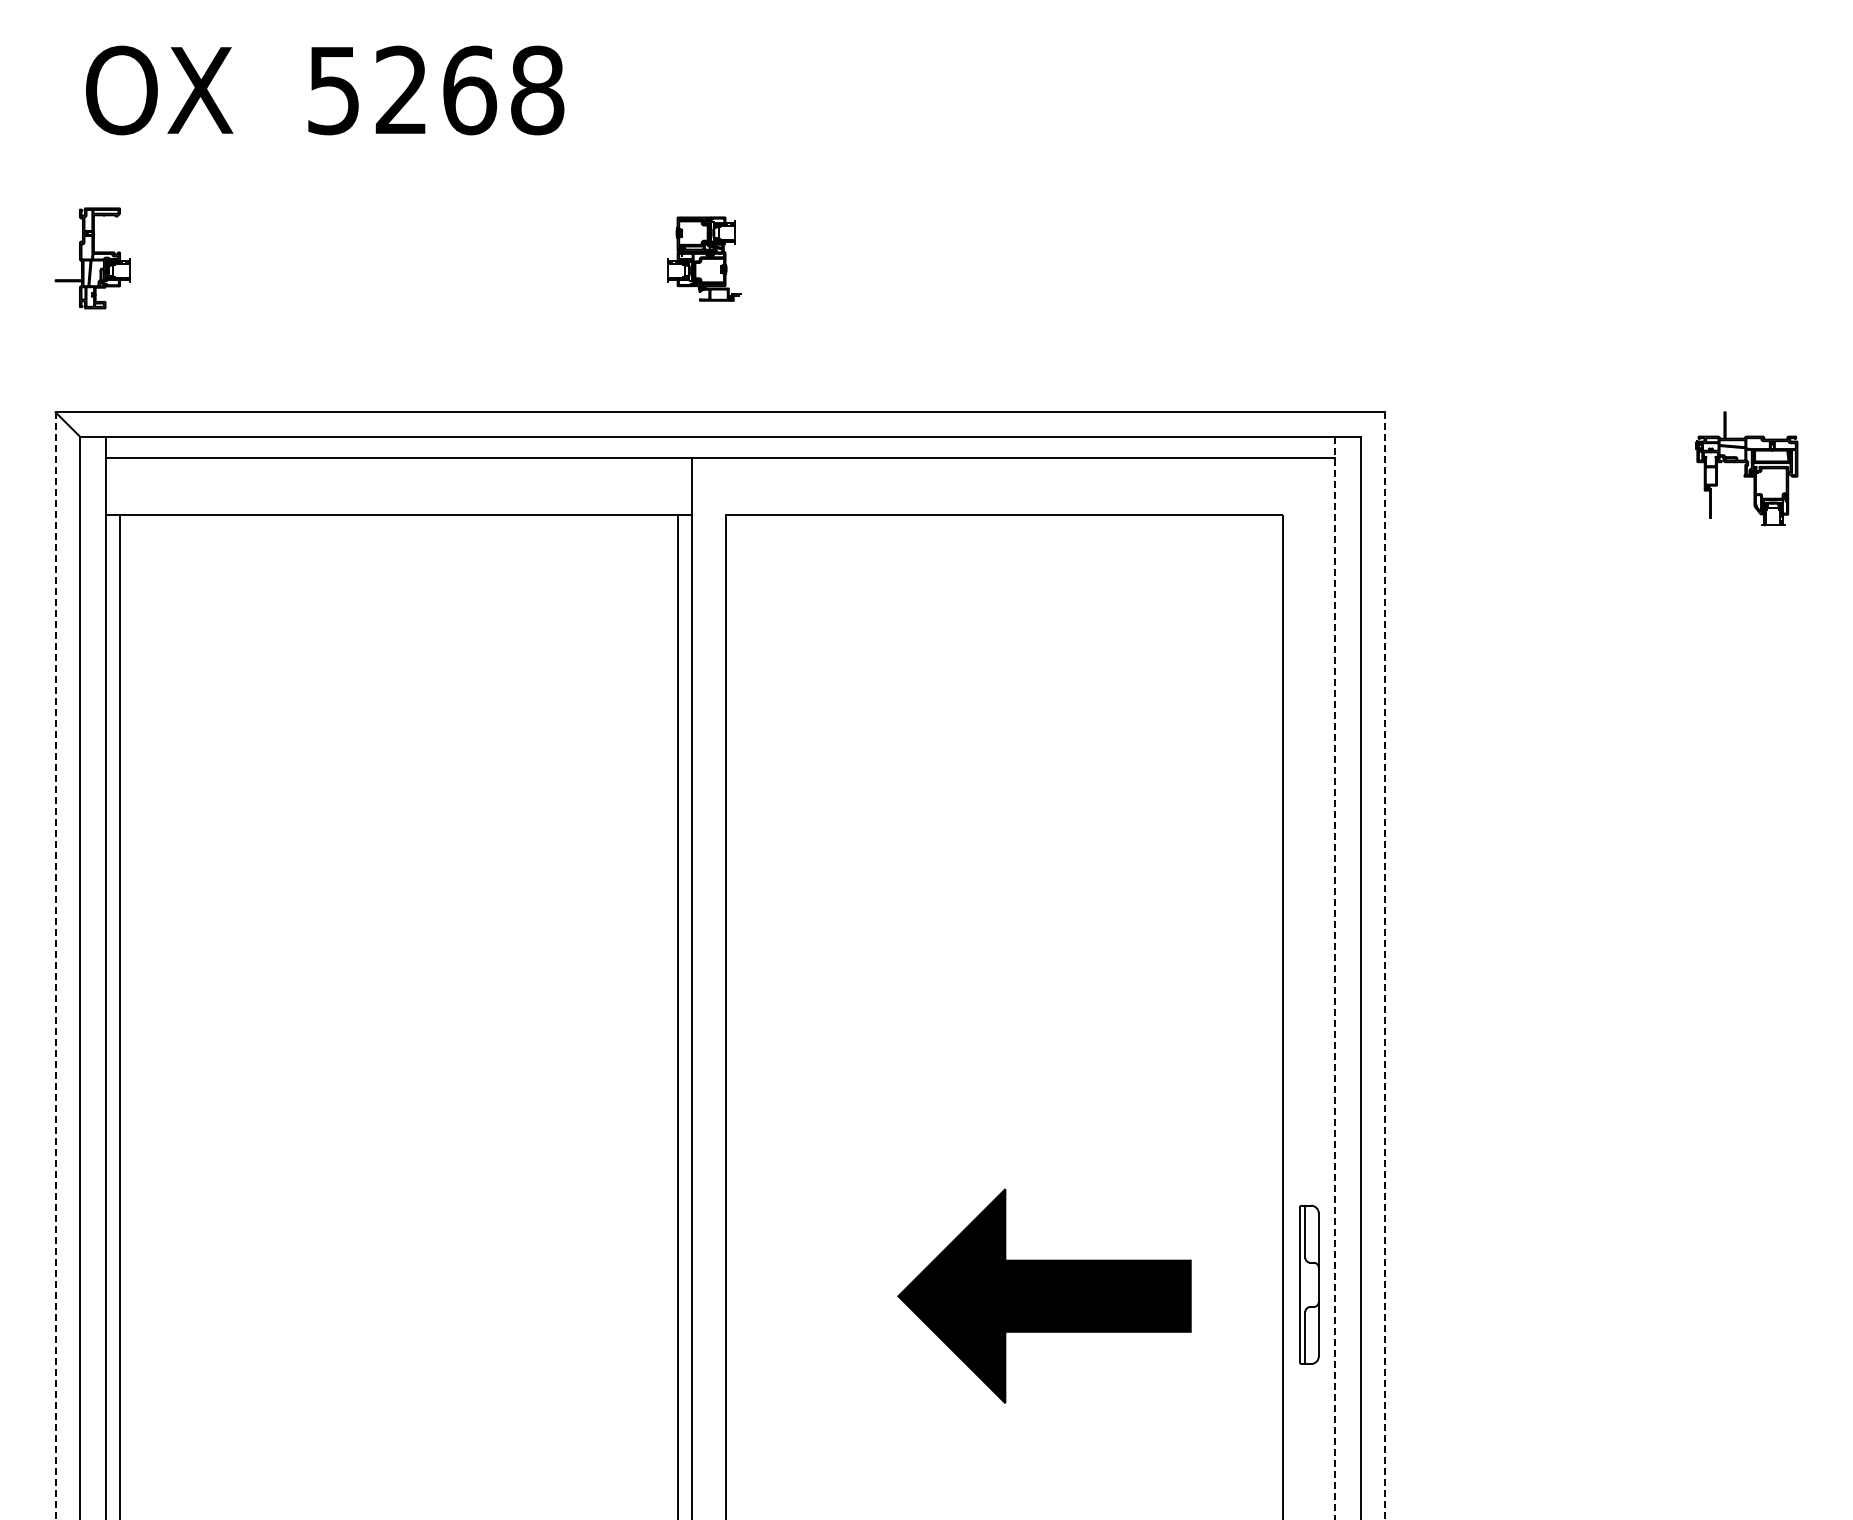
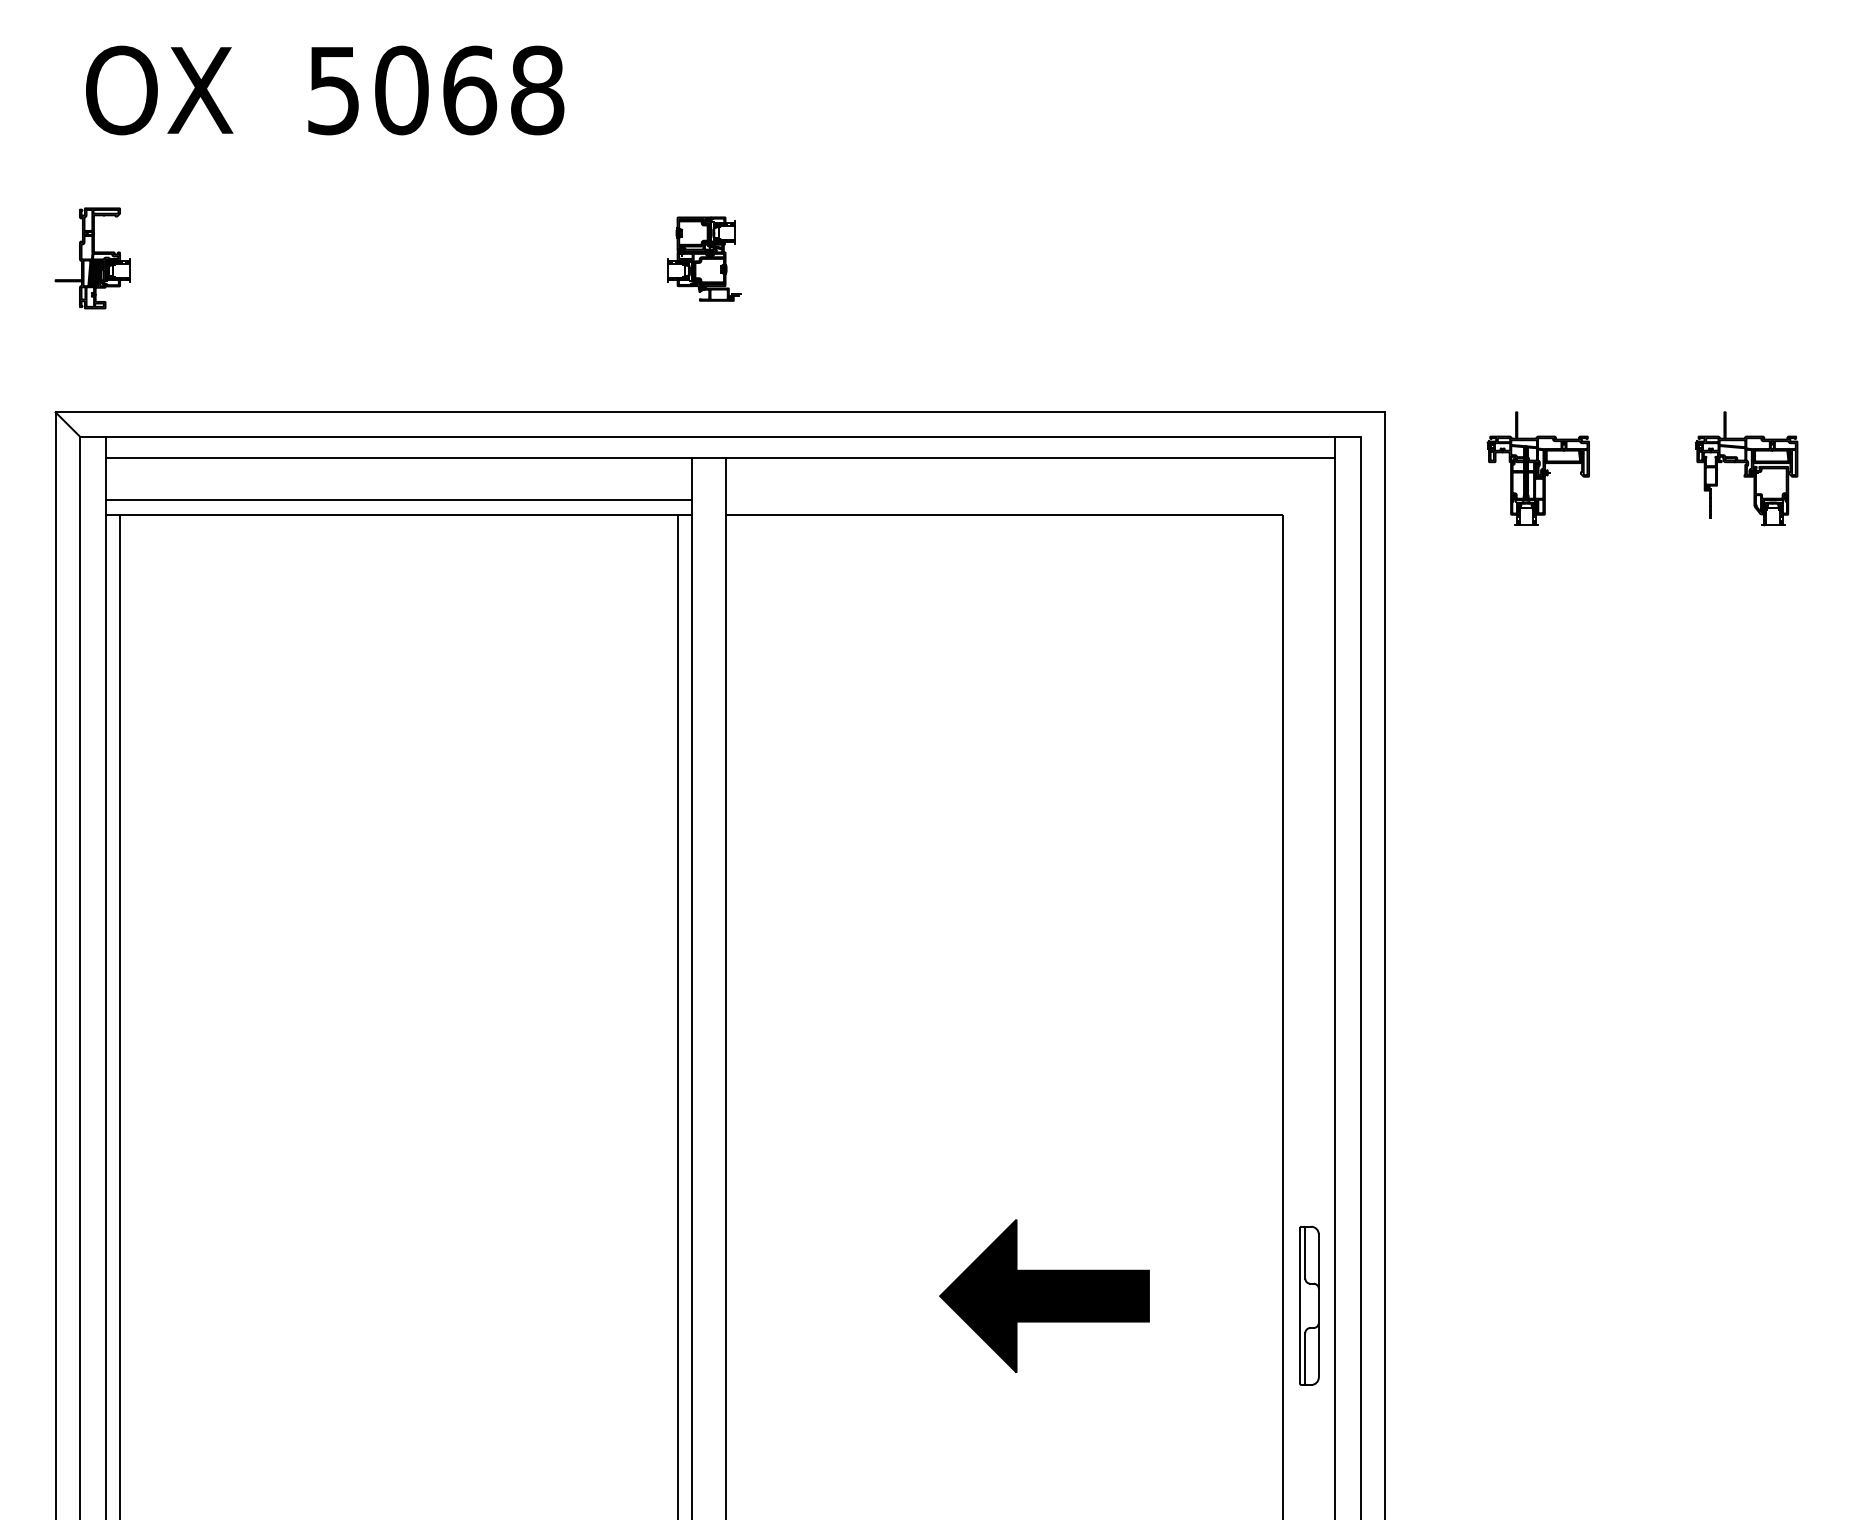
text: 5268 -> 5068 (401, 90)
hatch: none -> present (96, 273)
part: none -> present (1537, 468)
line: none -> present (725, 486)
line: none -> present (398, 500)
line: dashed -> solid (55, 966)
line: dashed -> solid (1385, 966)
line: dashed -> solid (1335, 978)
part position: (1309, 1284) -> (1309, 1305) (1309, 1305)
part size: 295x216 px -> 211x154 px (1044, 1295)
